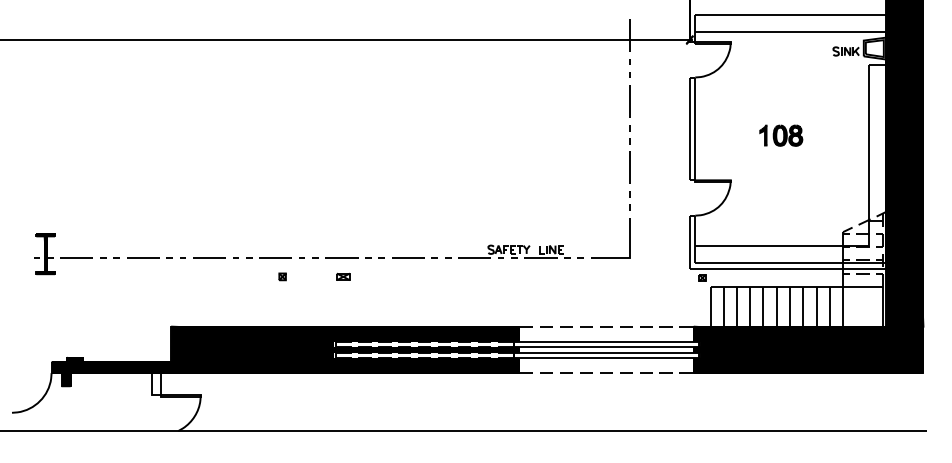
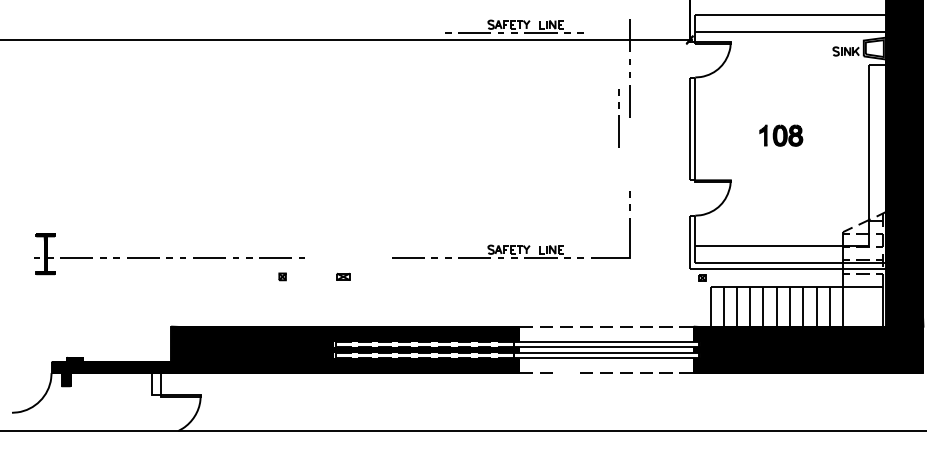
part: none -> present (514, 26)
line position: (629, 154) -> (618, 118) (618, 118)
line: present -> none (348, 257)
line: present -> none (566, 372)
